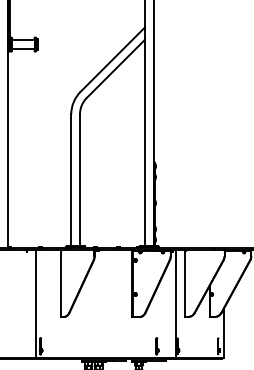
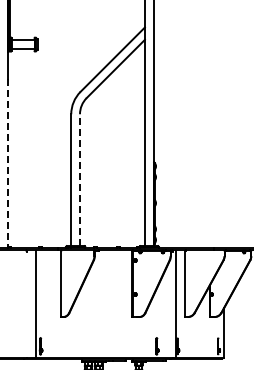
line: solid -> dashed (7, 163)
line: solid -> dashed (80, 180)
